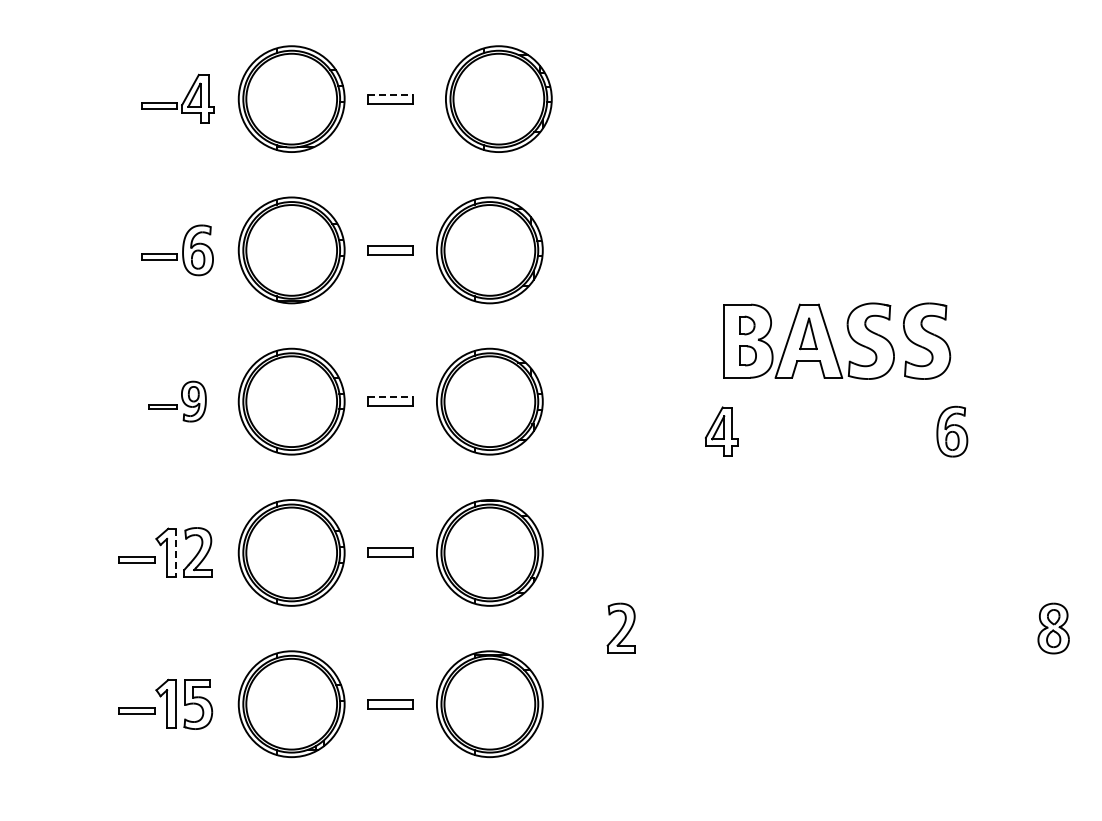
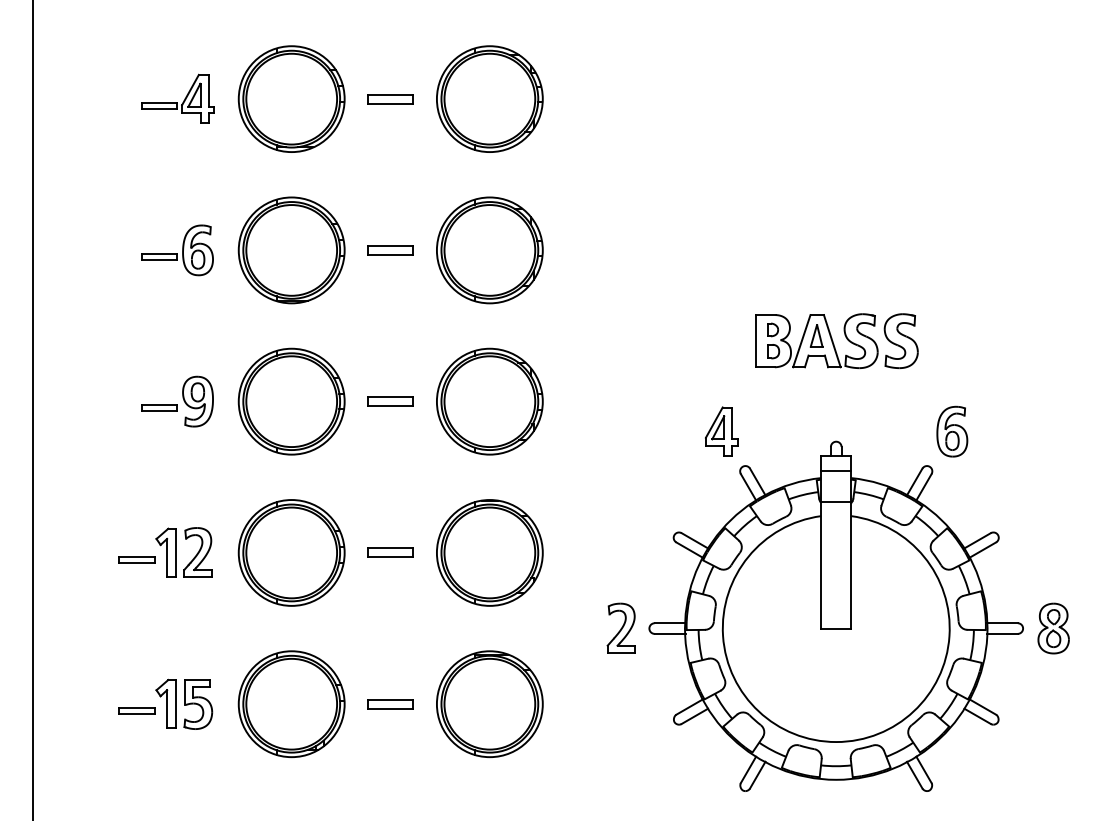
line: dashed -> solid (390, 94)
part position: (498, 98) -> (489, 98) (489, 98)
part size: 229x78 px -> 164x56 px (836, 340)
line: dashed -> solid (390, 397)
part size: 59x43 px -> 73x53 px (177, 401)
line: none -> present (33, 409)
line: dashed -> solid (175, 553)
part: none -> present (835, 615)
